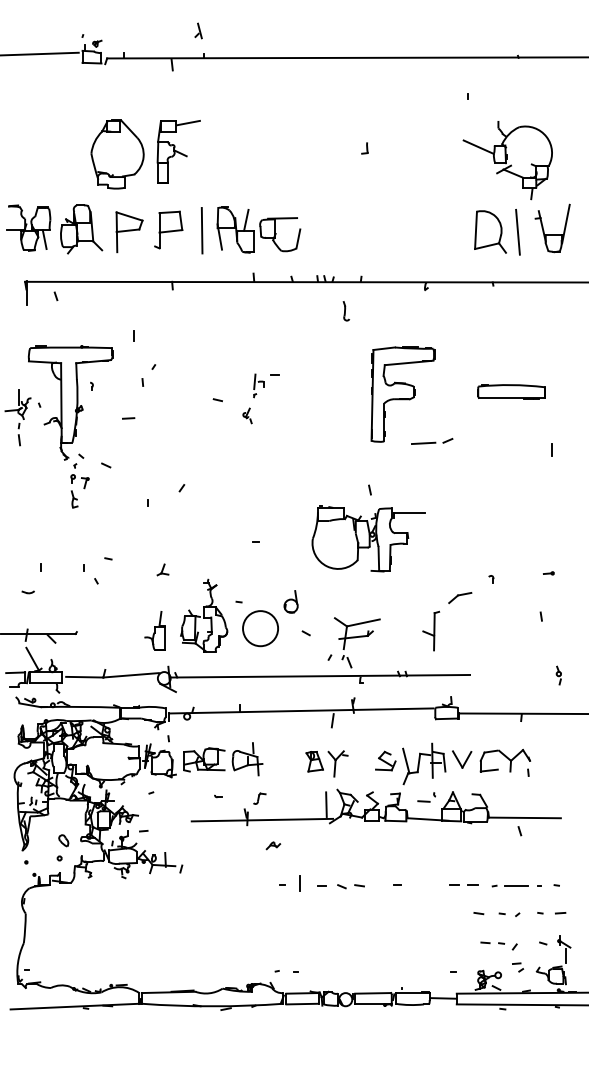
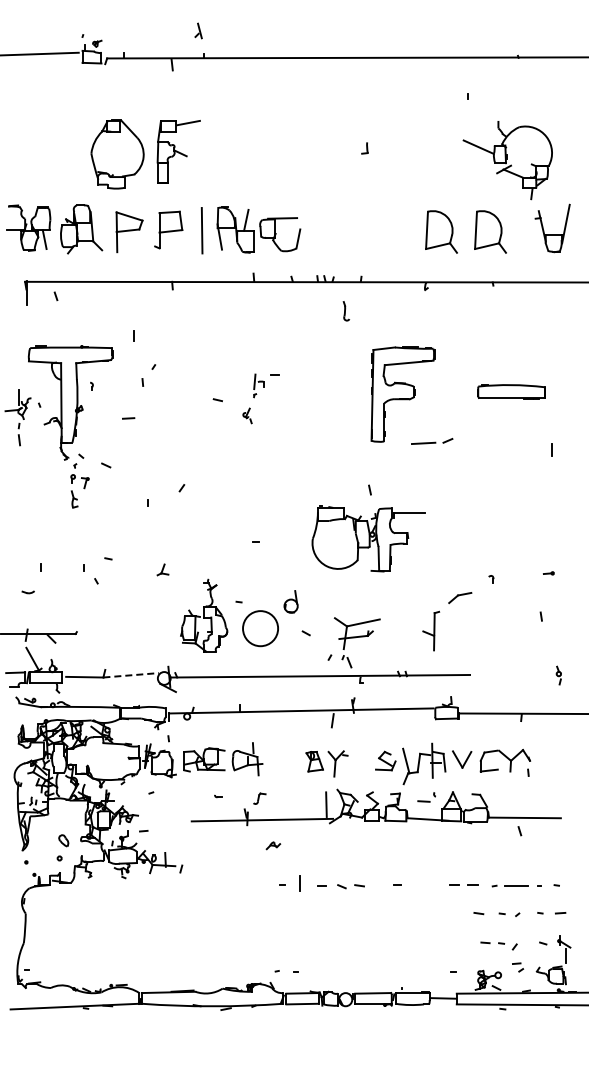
part: none -> present (441, 231)
line: present -> none (517, 231)
part: present -> none (154, 630)
line: solid -> dashed (131, 675)
